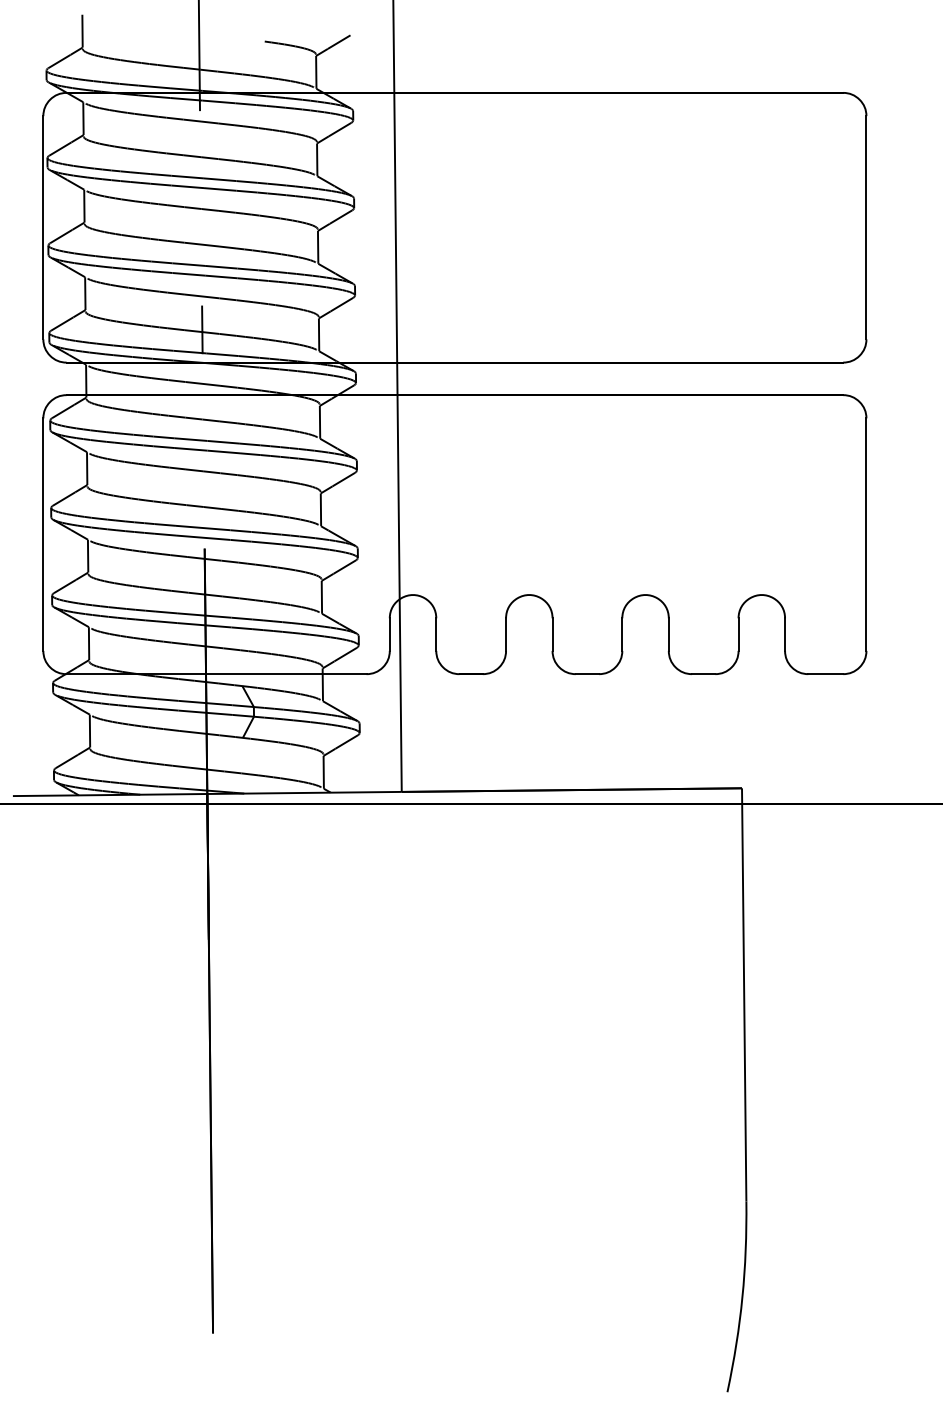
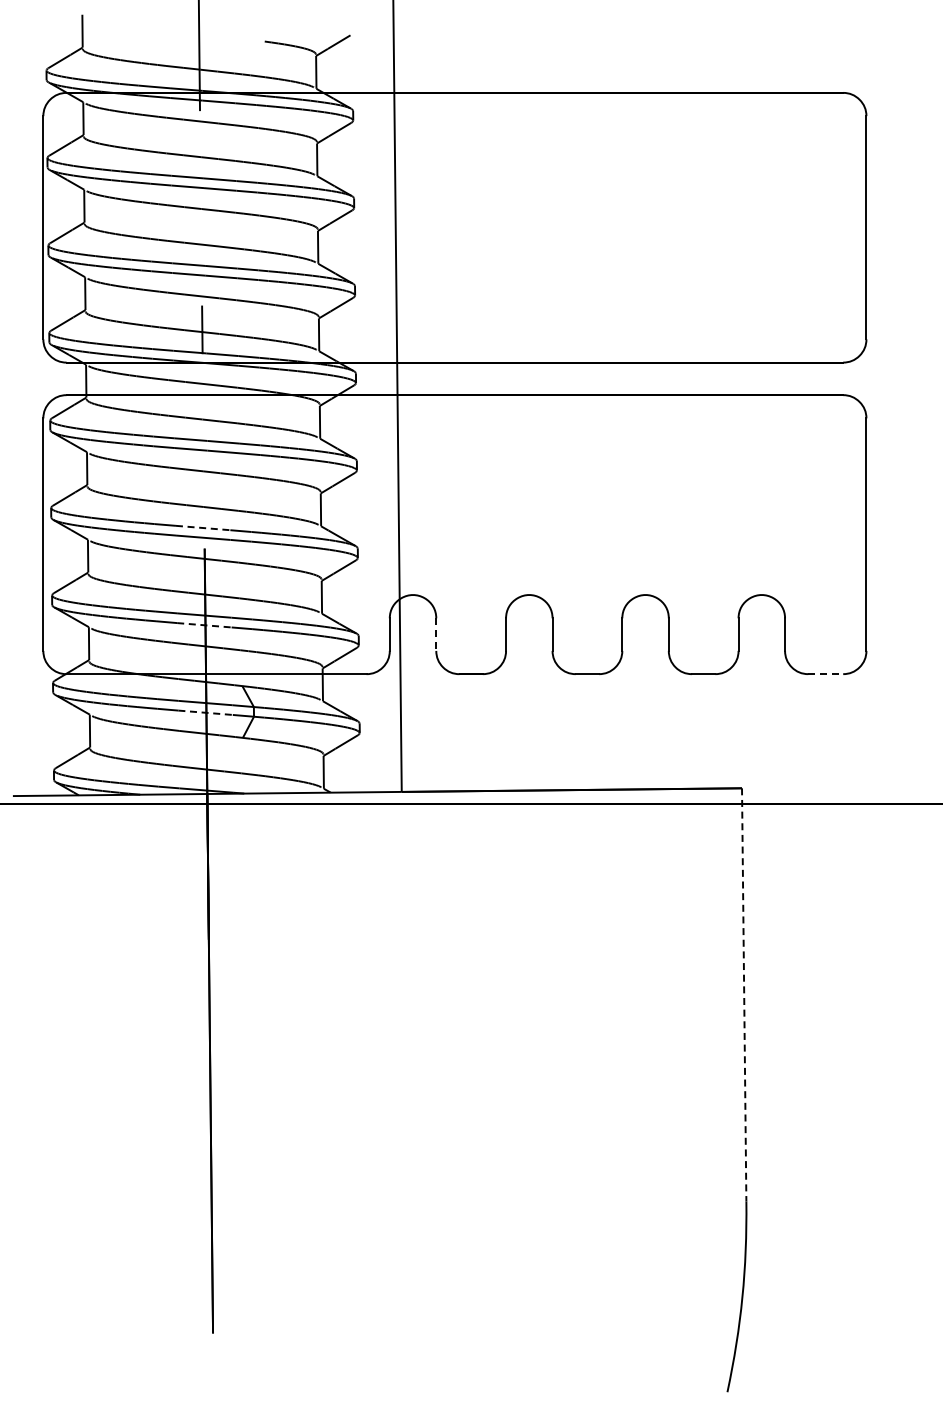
line: solid -> dashed (203, 528)
line: solid -> dashed (204, 625)
line: solid -> dashed (436, 635)
line: solid -> dashed (826, 674)
line: solid -> dashed (206, 712)
line: solid -> dashed (744, 994)
